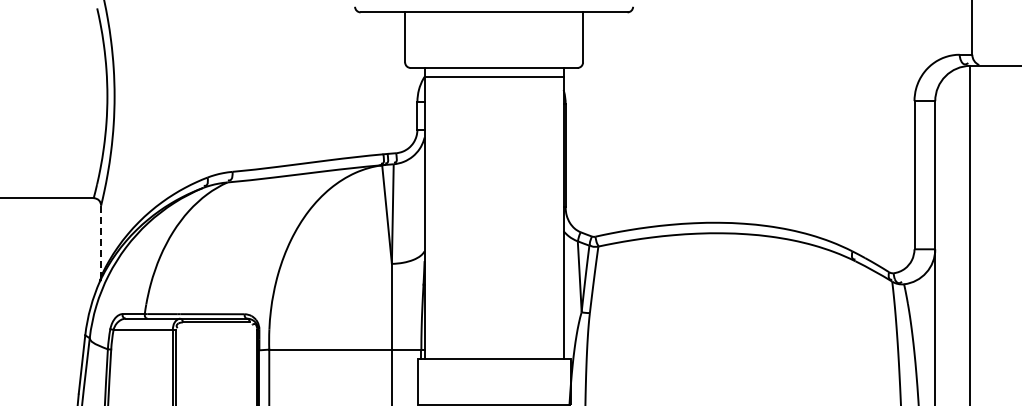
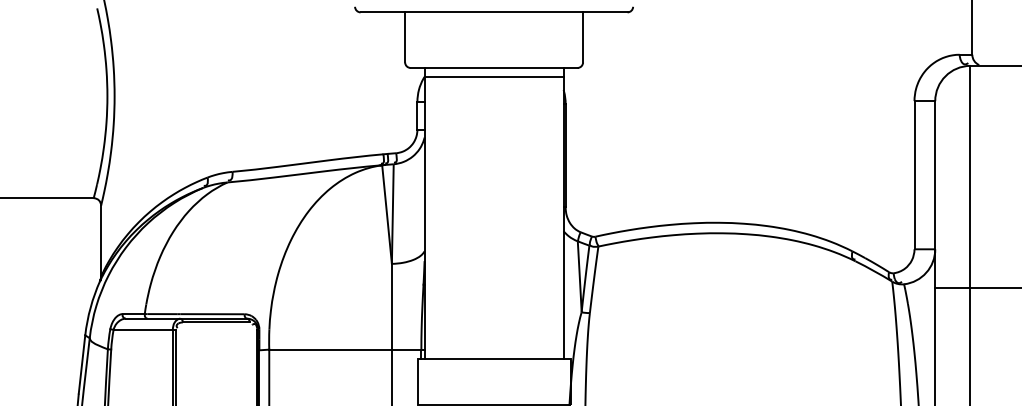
line: dashed -> solid (101, 241)
line: none -> present (976, 288)
